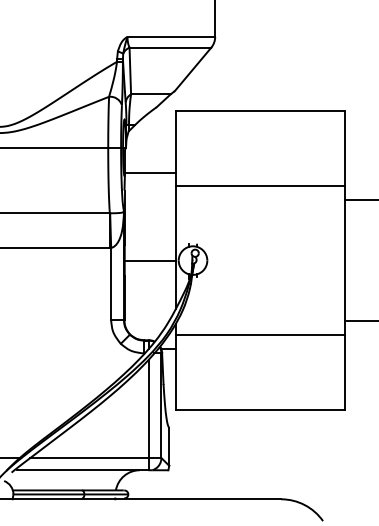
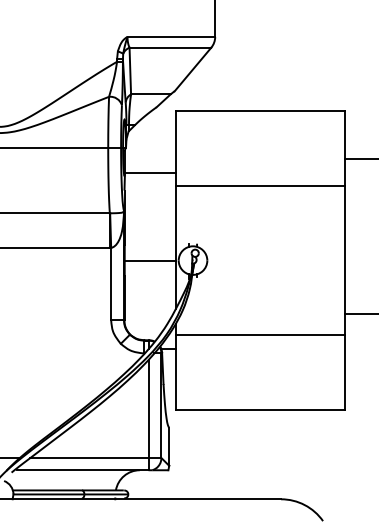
line position: (360, 200) -> (360, 159) (360, 159)
line position: (360, 321) -> (360, 314) (360, 314)
